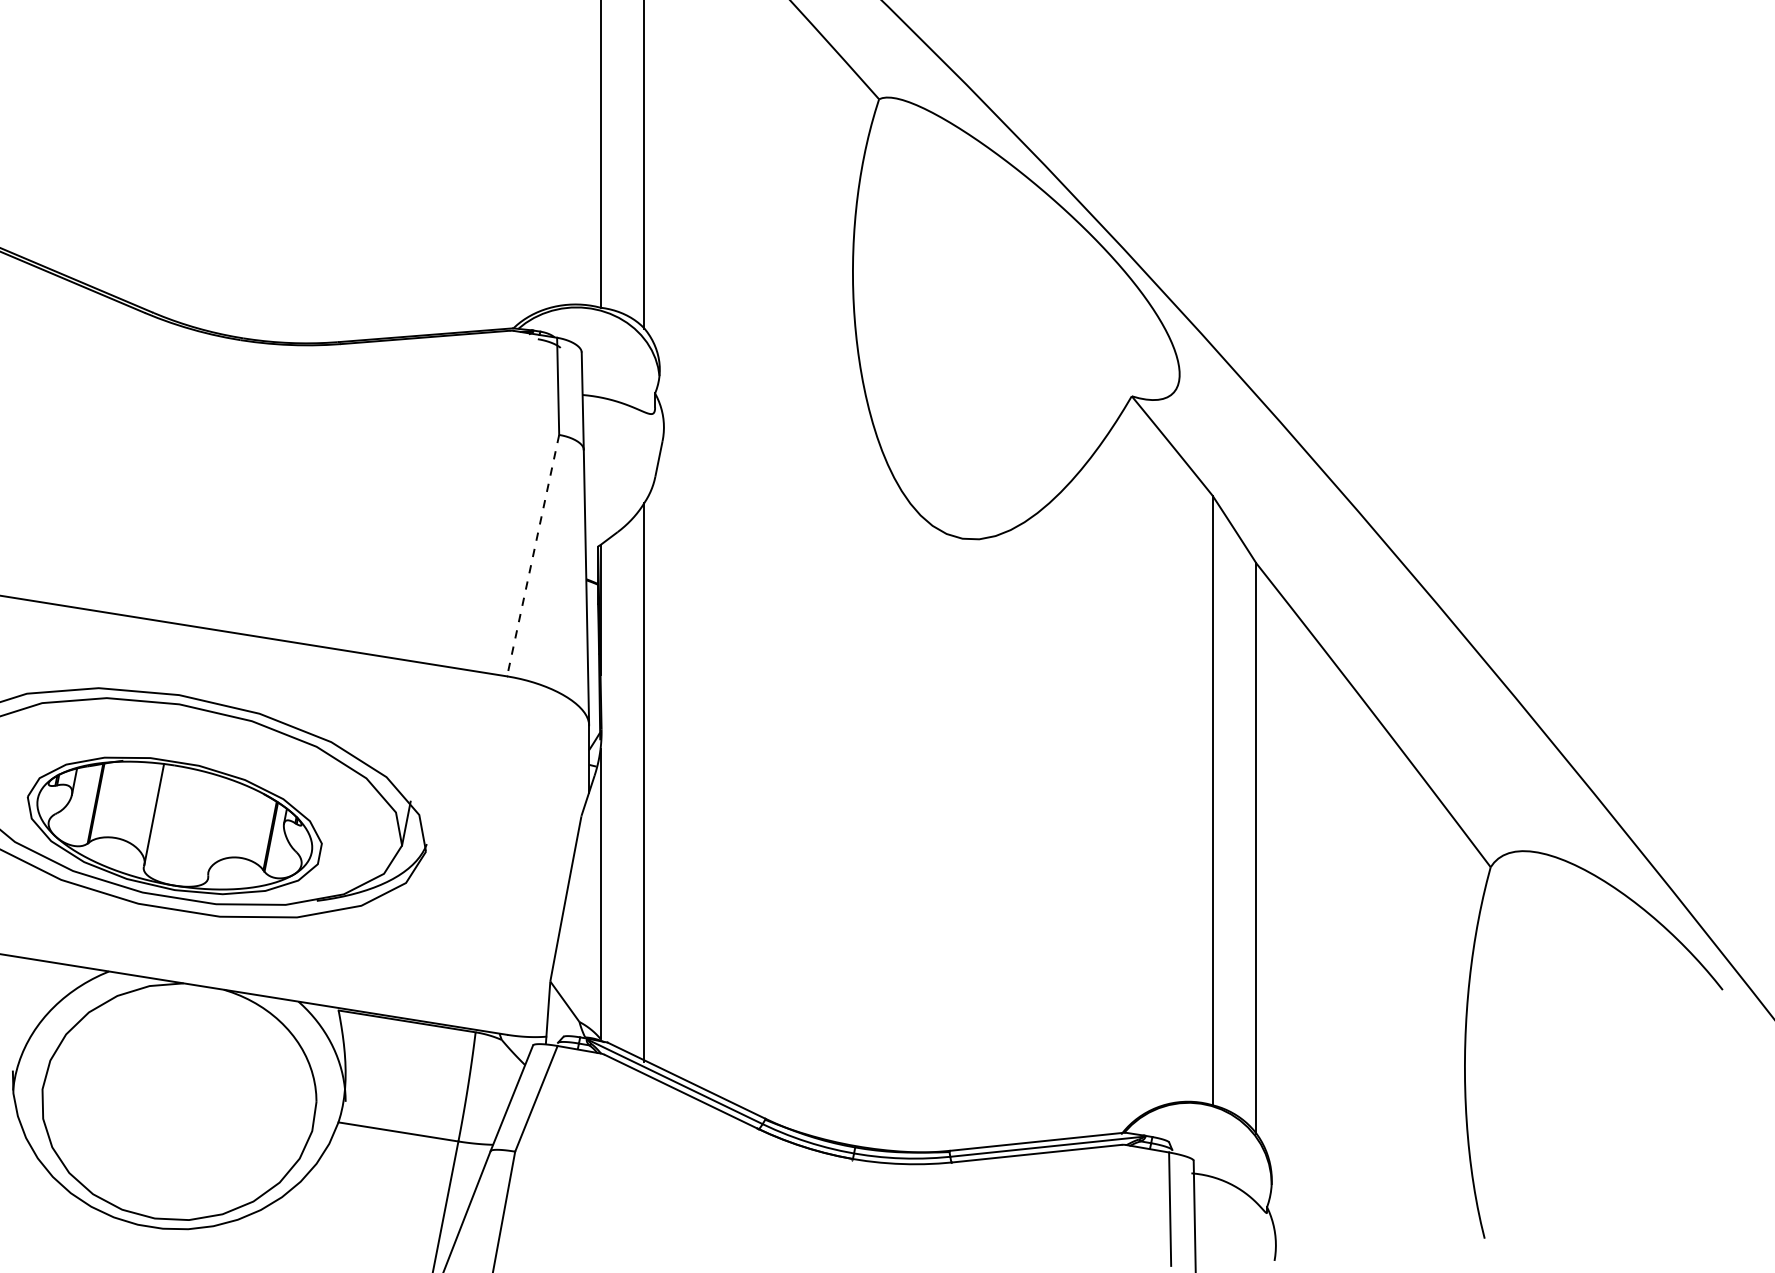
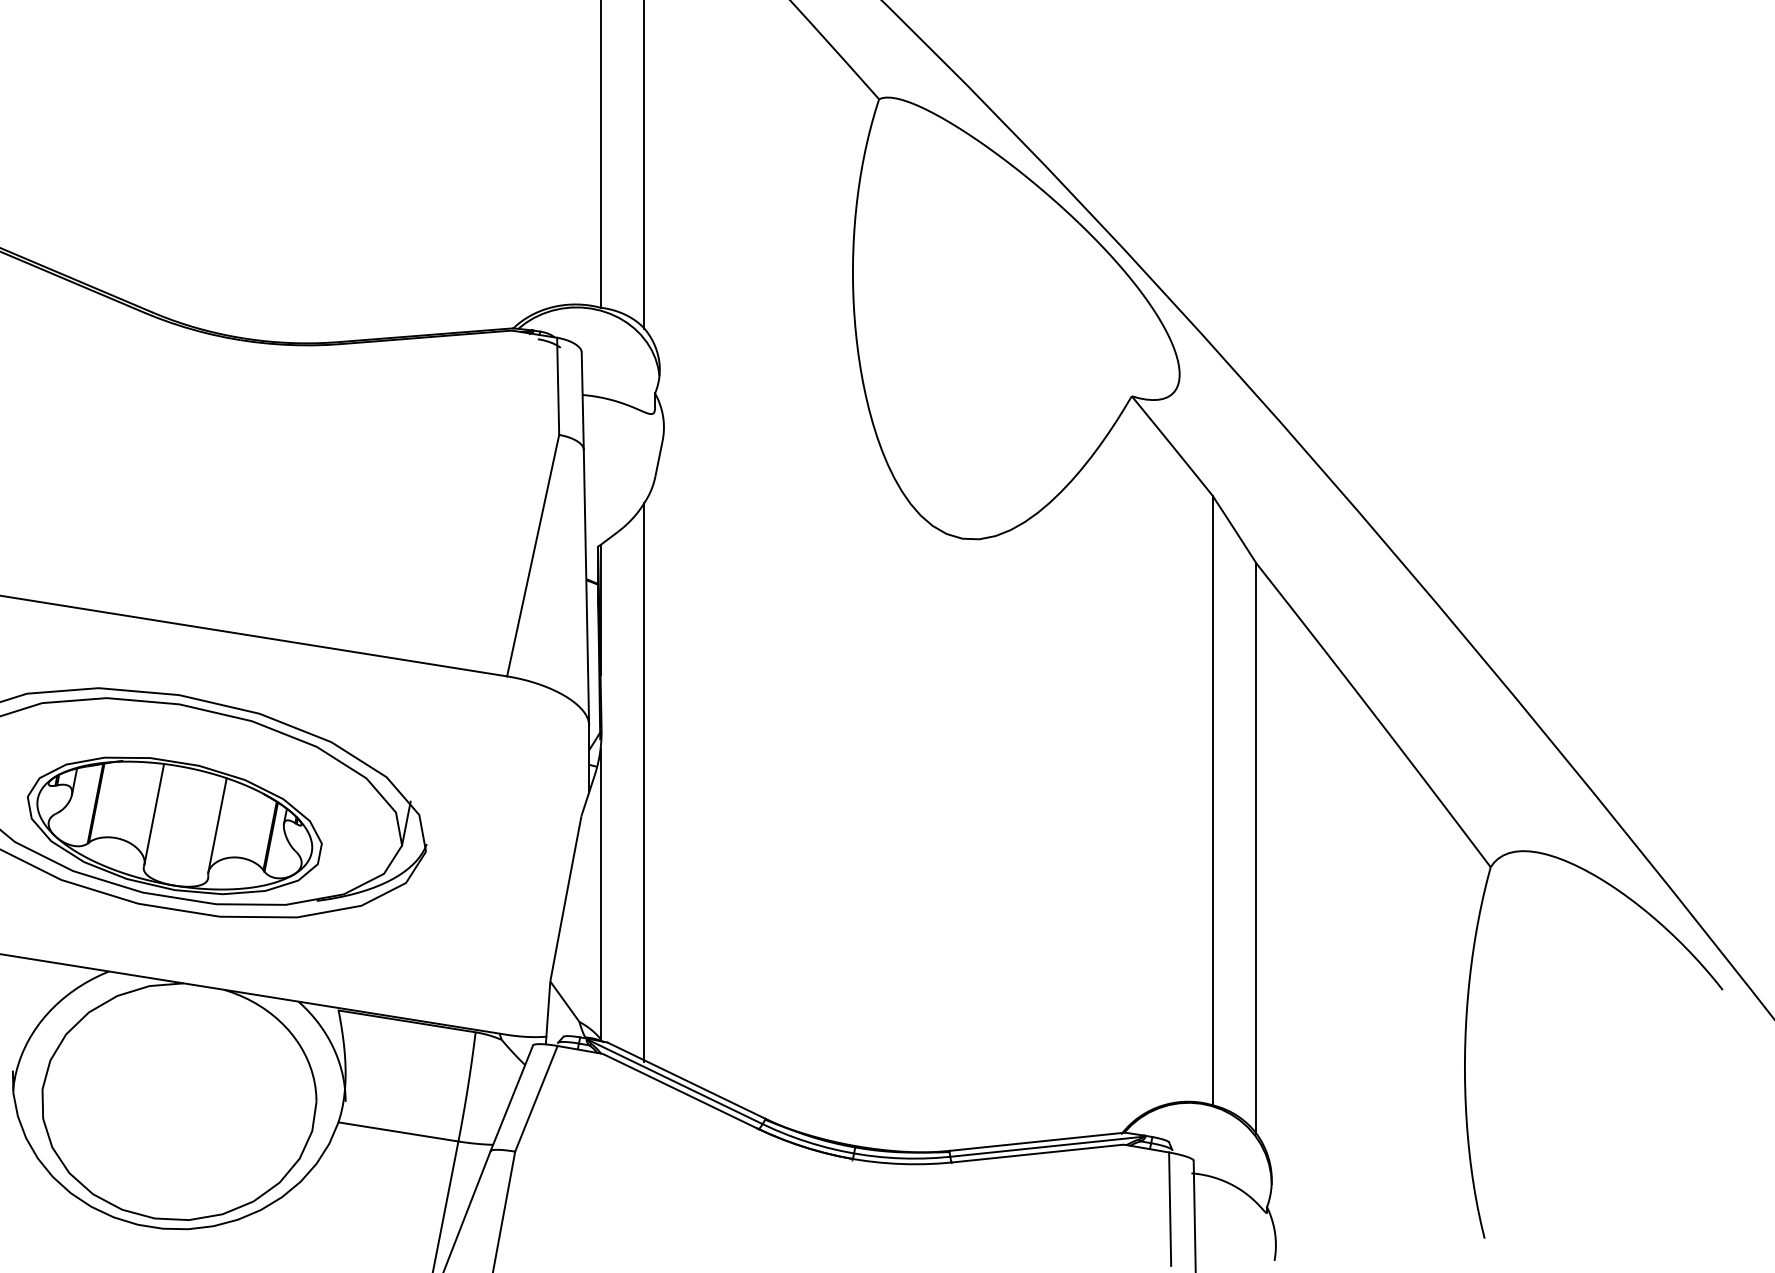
line: dashed -> solid (533, 556)
line: none -> present (217, 825)
